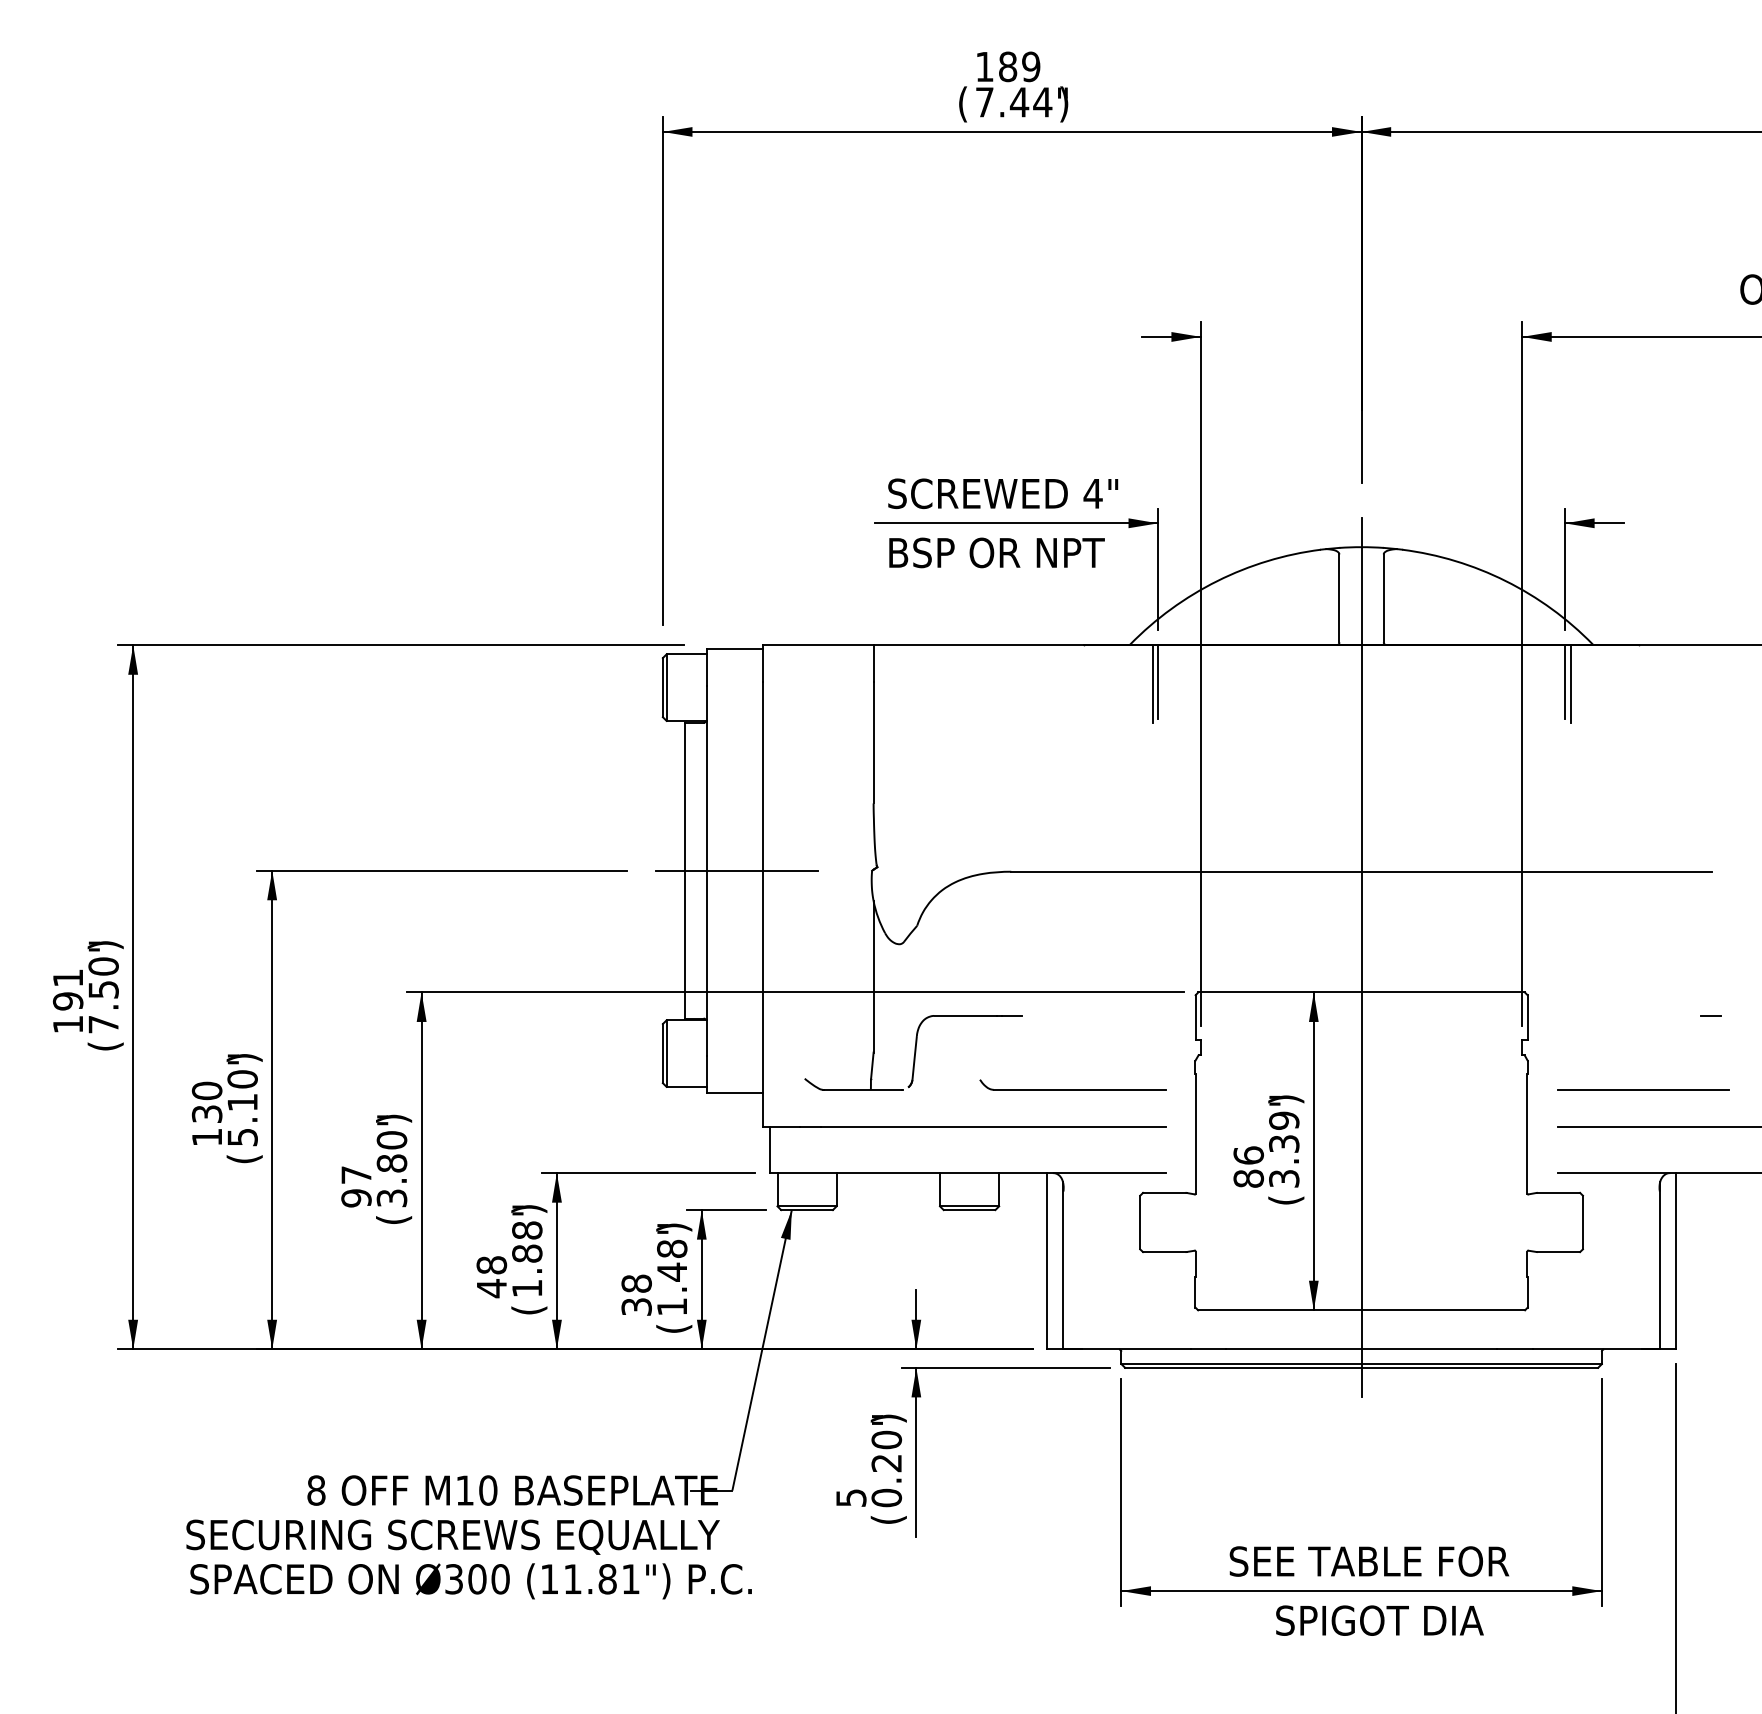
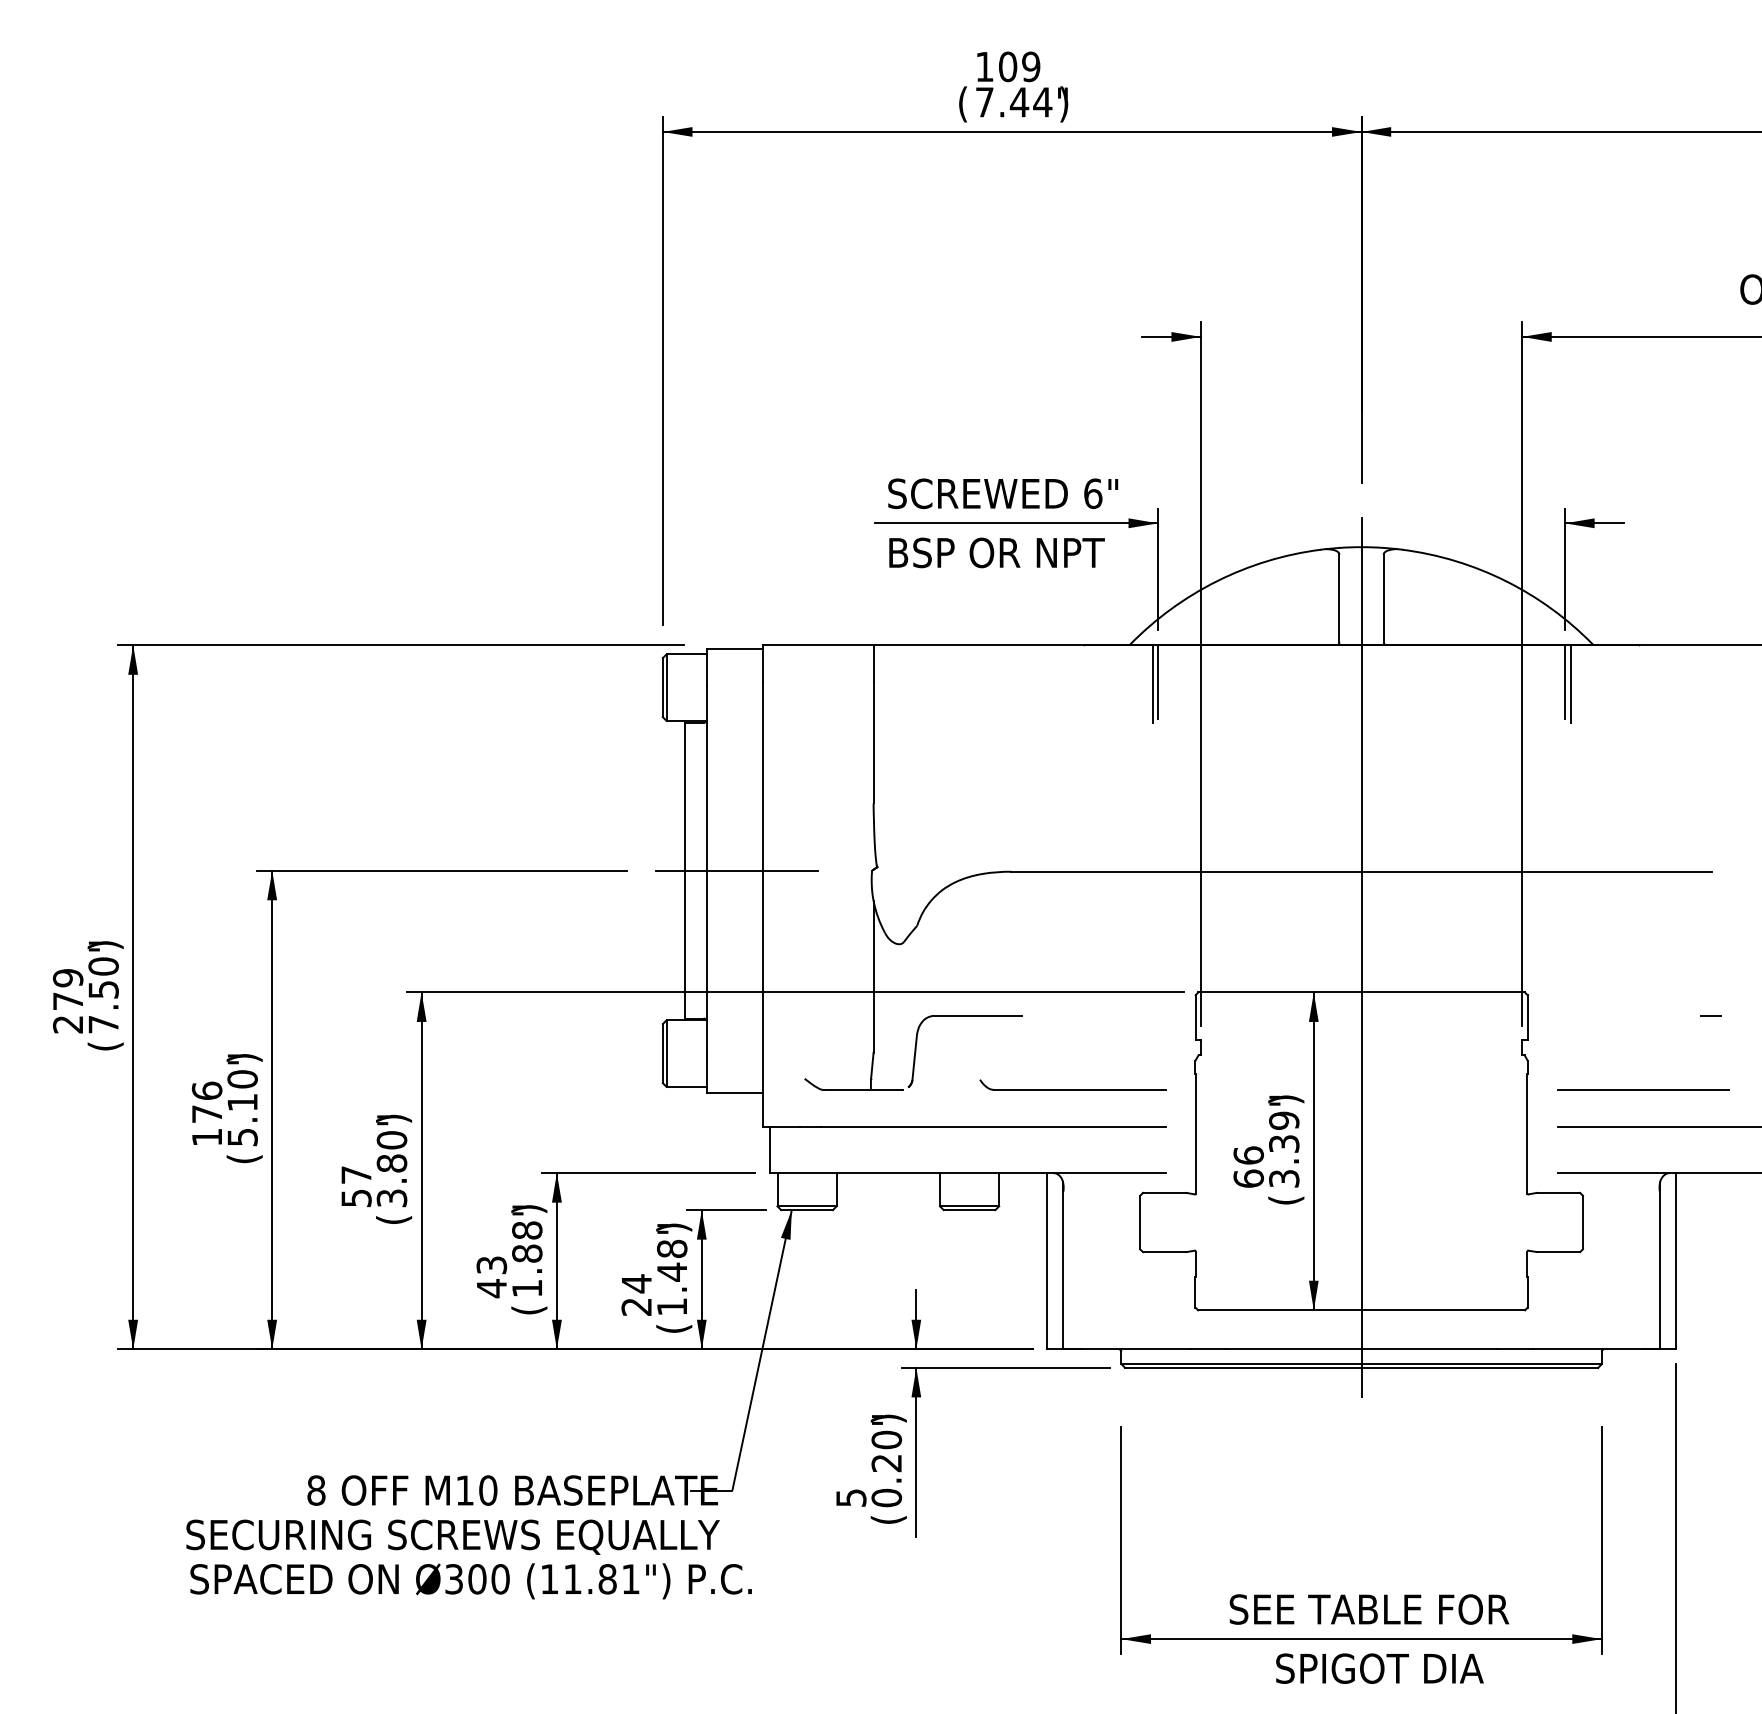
text: 189 -> 109 (1008, 66)
text: 4" -> 6" (1092, 493)
text: 191 -> 279 (67, 1001)
text: 130 -> 176 (206, 1101)
text: 86 -> 66 (1248, 1178)
text: 97 -> 57 (356, 1198)
text: 48 -> 43 (491, 1265)
text: 38 -> 24 (636, 1294)
part position: (1361, 1546) -> (1361, 1594) (1361, 1594)
